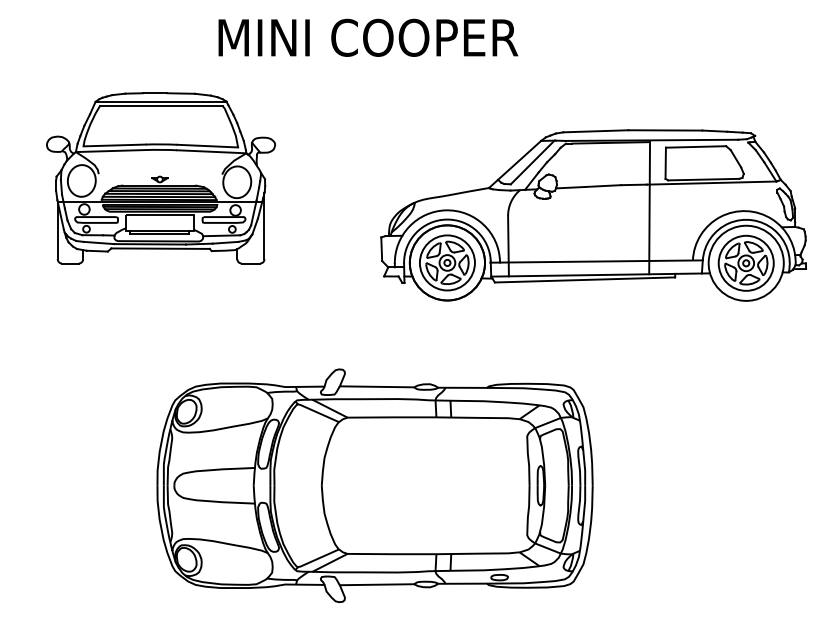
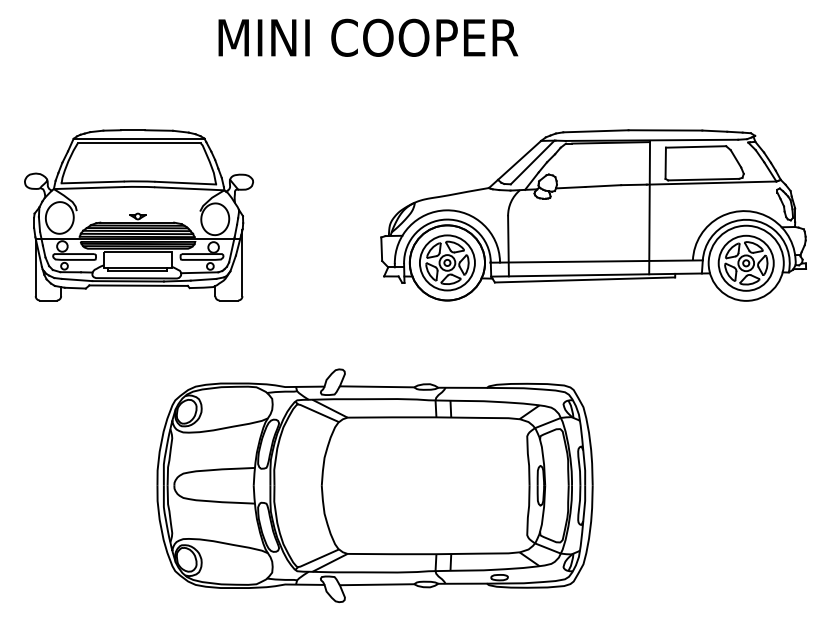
part position: (160, 178) -> (138, 215) (138, 215)
